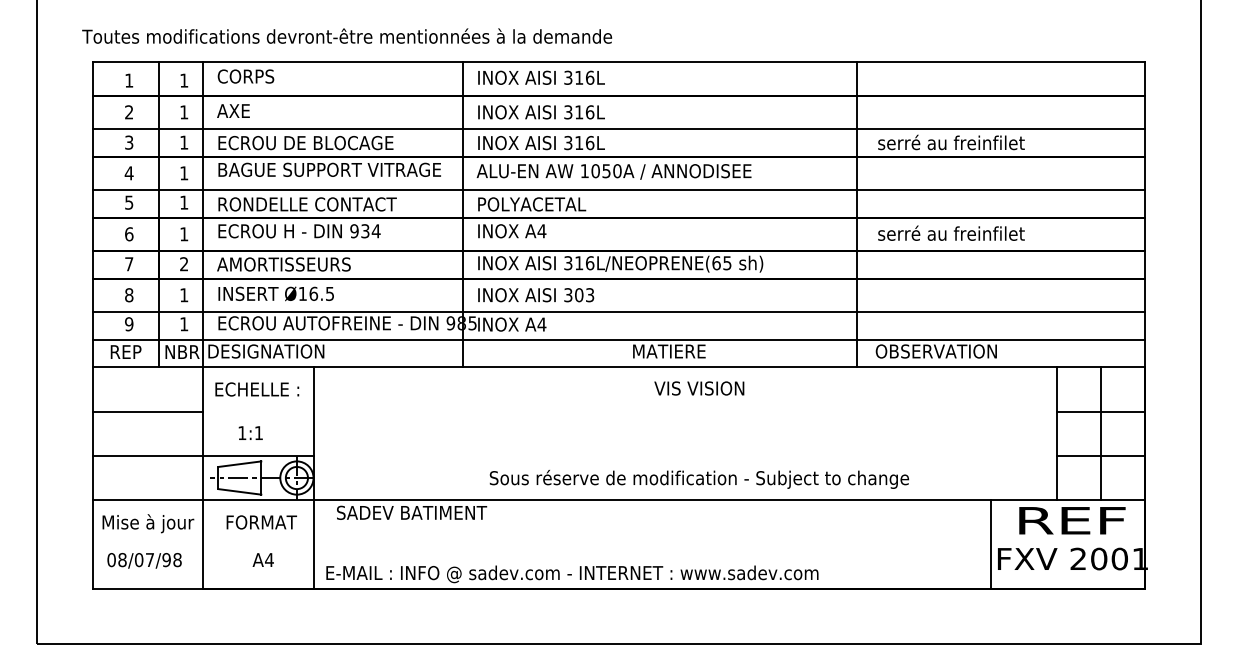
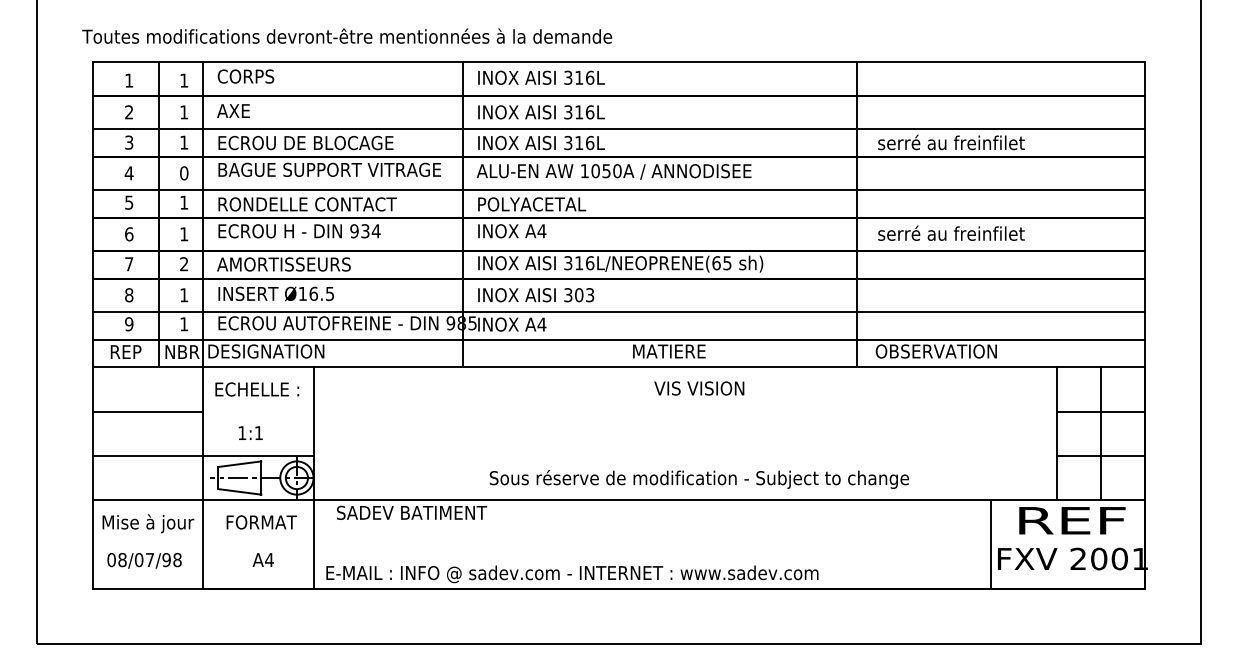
text: 1 -> 0 (184, 173)
